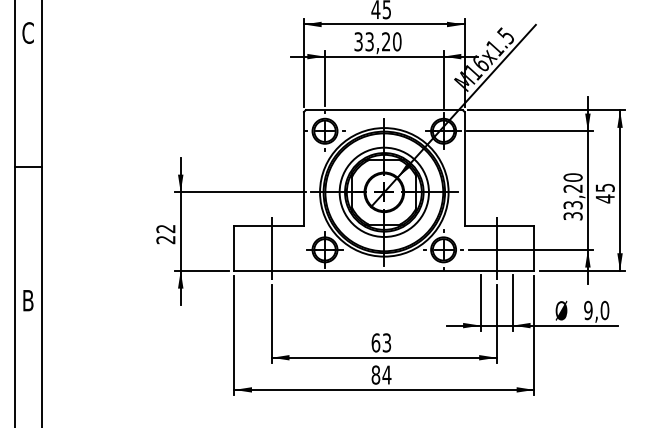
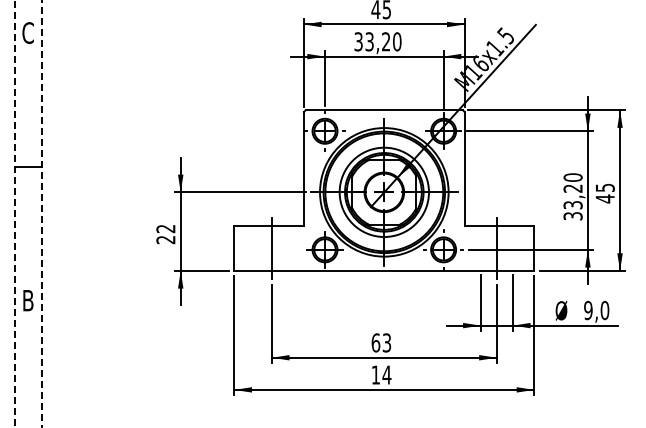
line: solid -> dashed (14, 213)
line: solid -> dashed (41, 213)
text: 84 -> 14 (375, 374)
